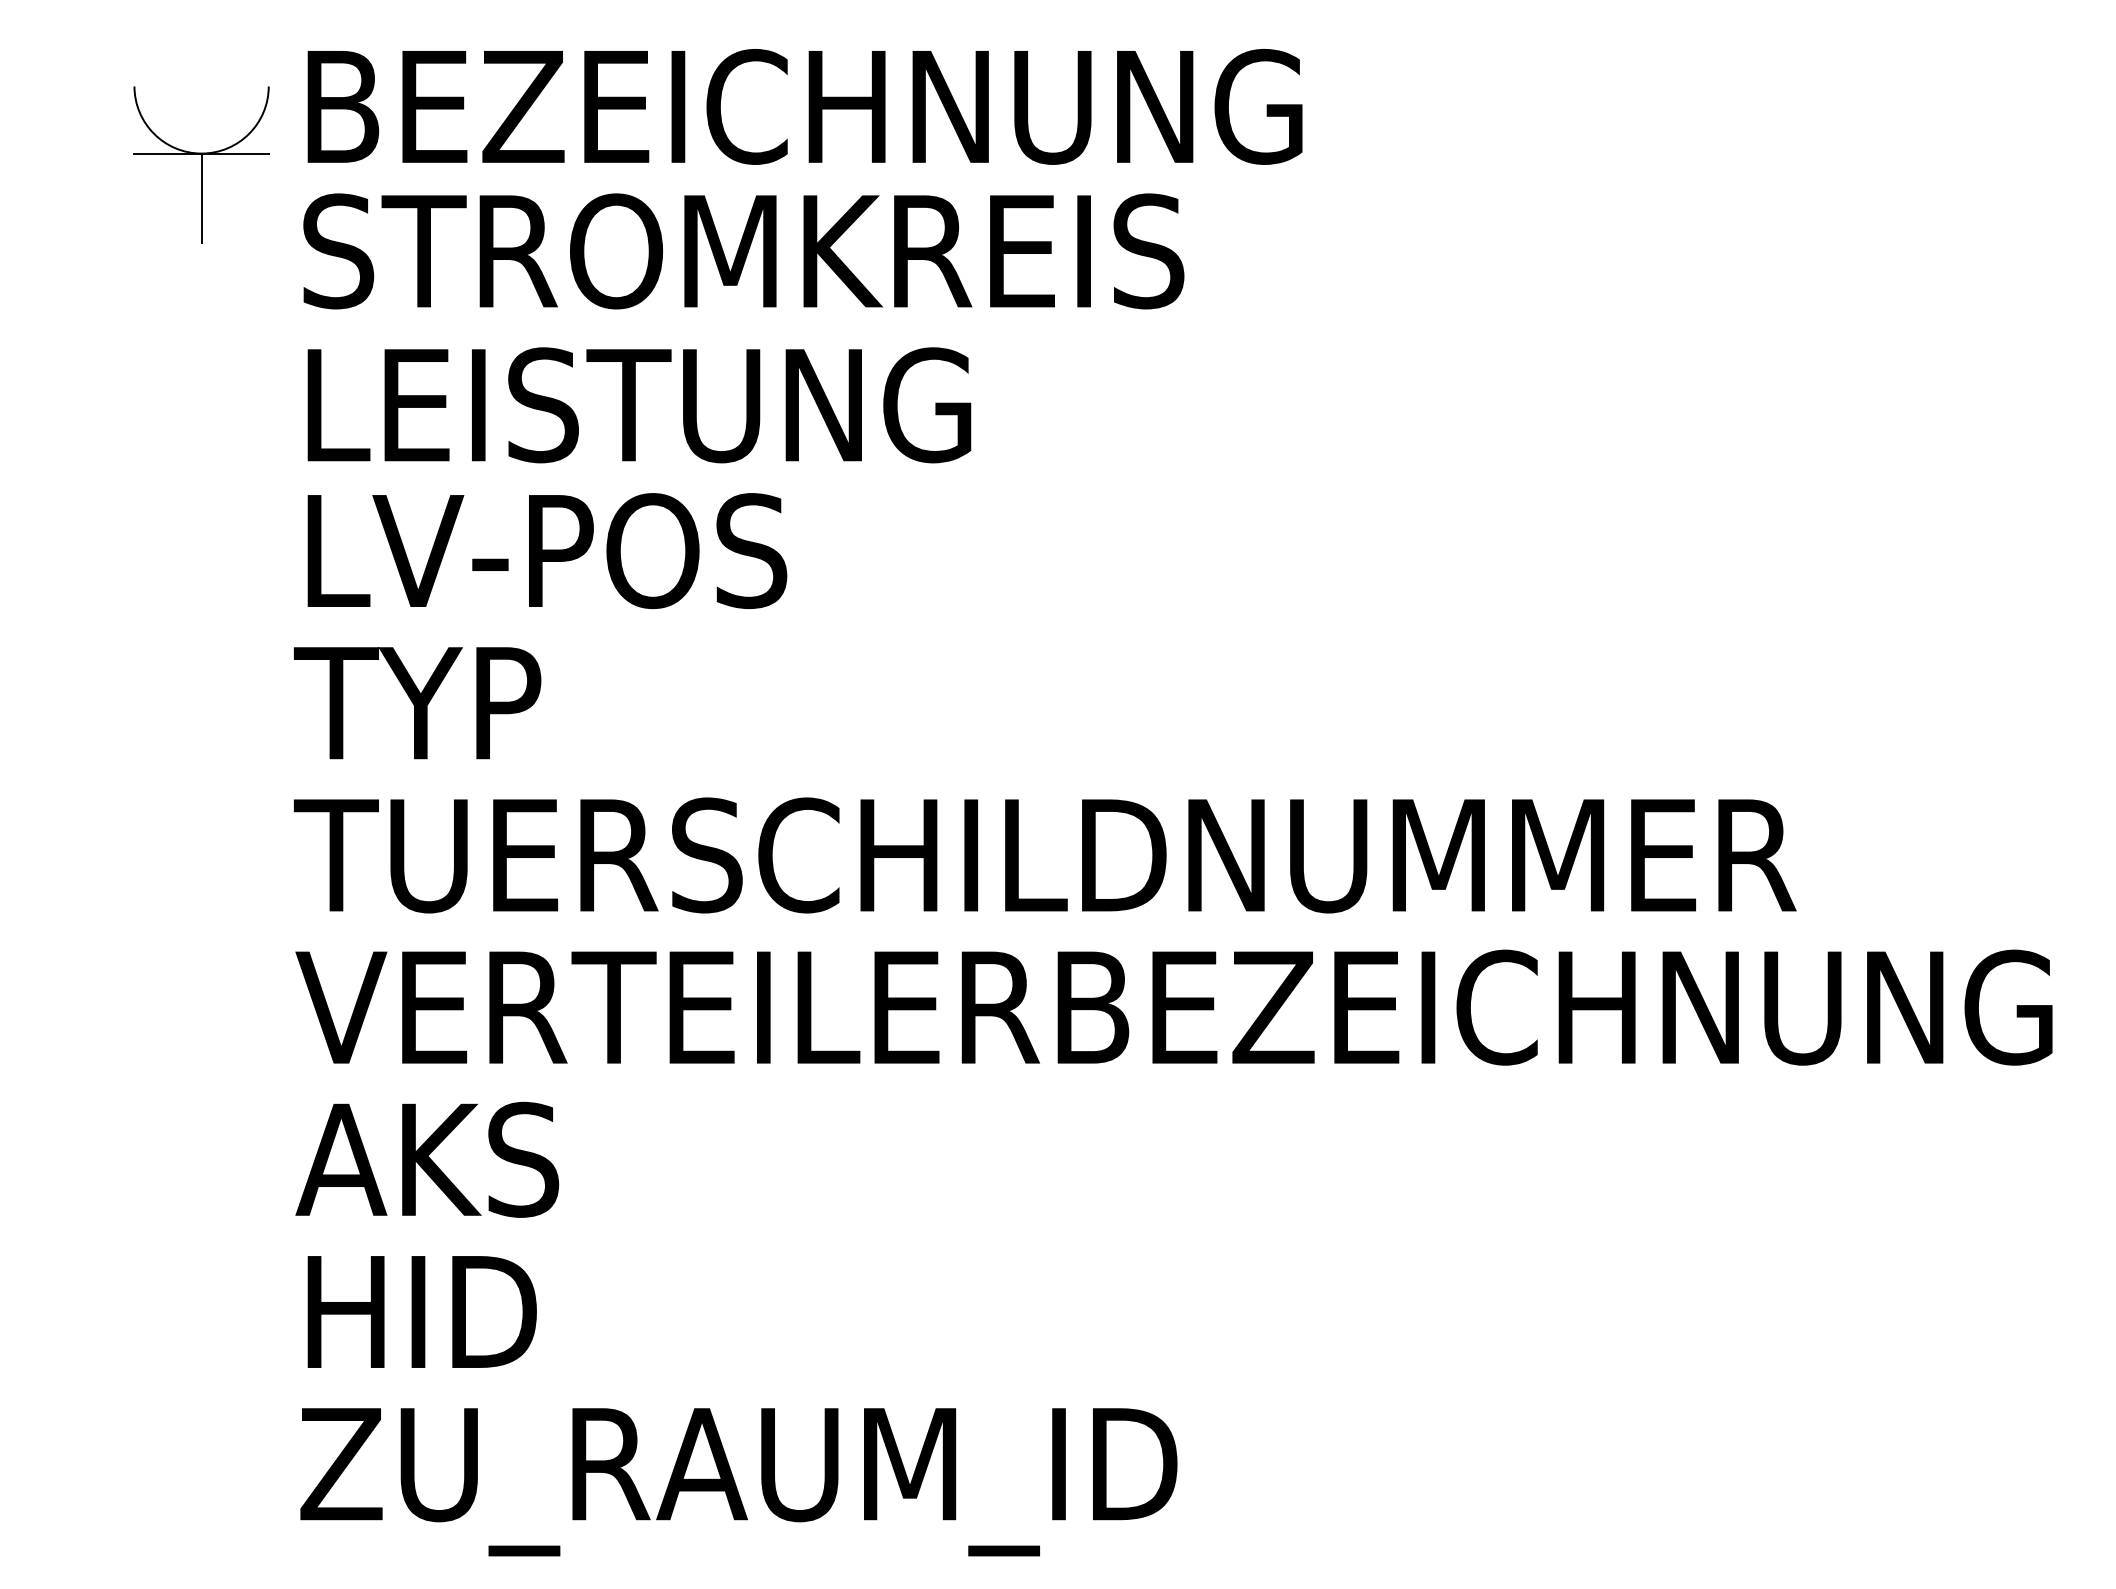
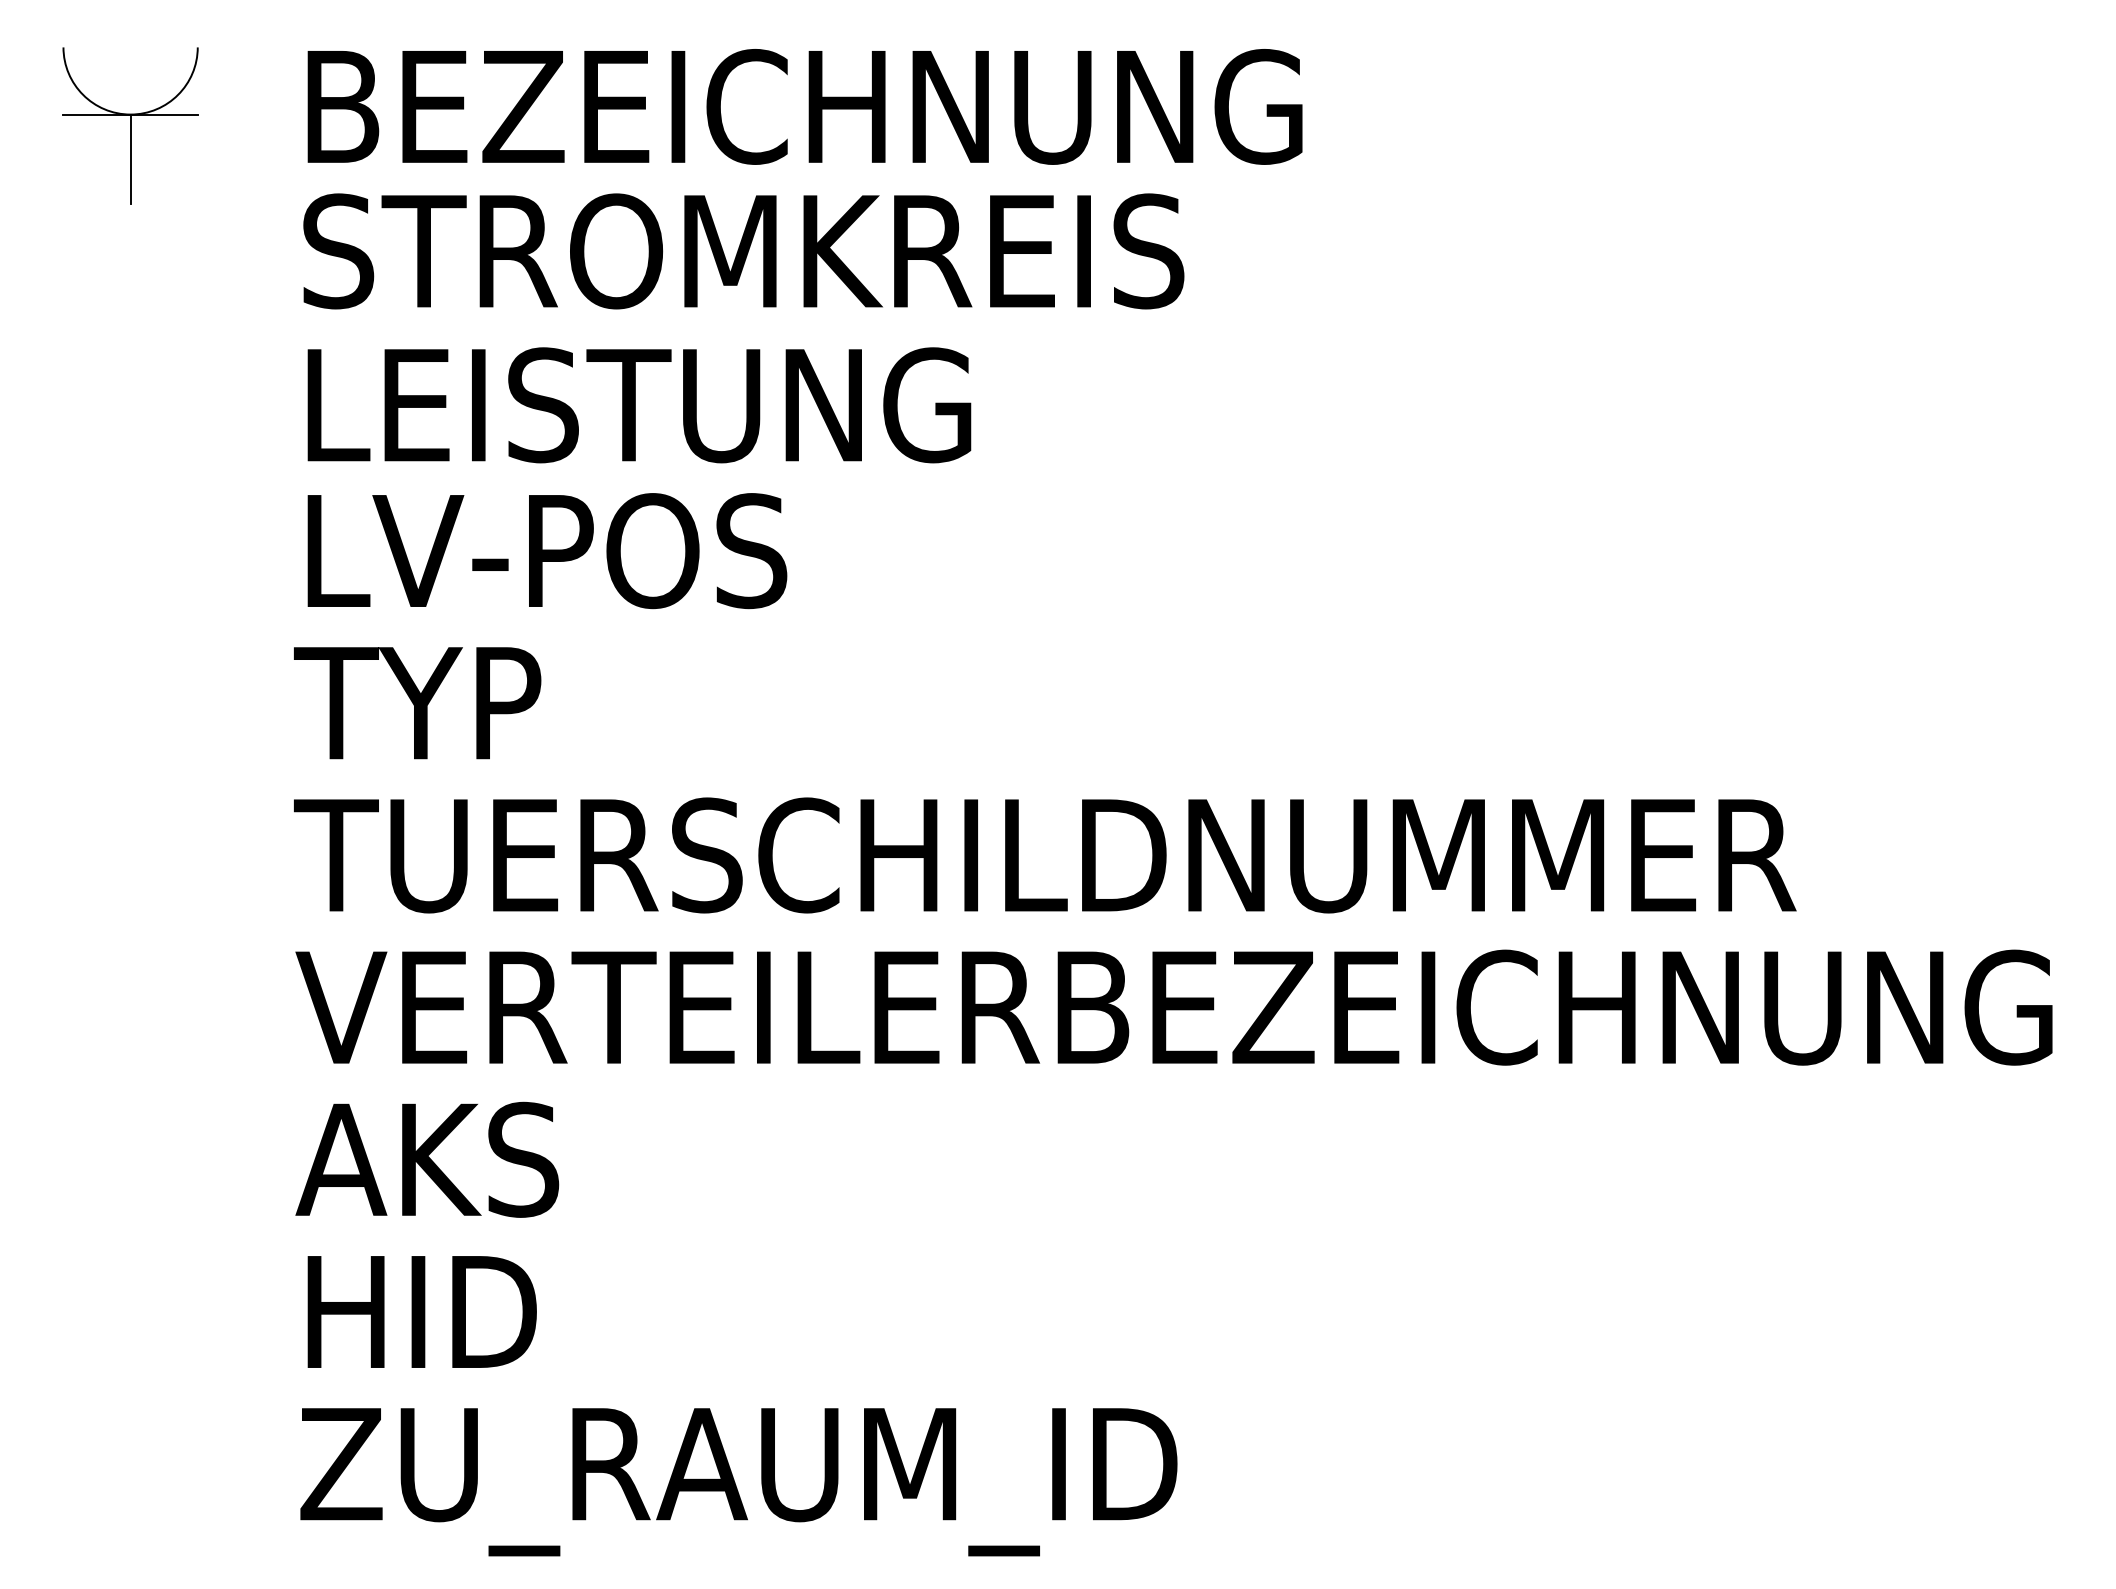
part position: (201, 164) -> (130, 125) (130, 125)
